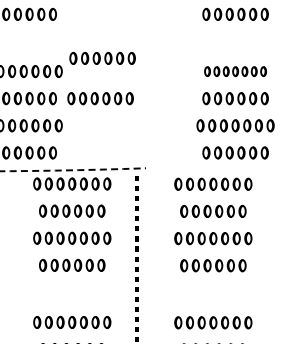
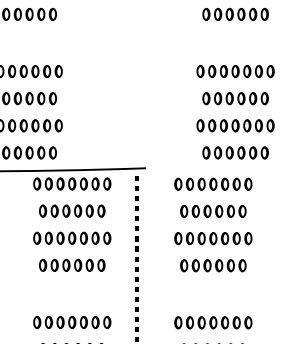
part: present -> none (102, 57)
part size: 63x11 px -> 79x14 px (235, 71)
part: present -> none (100, 98)
arc: dashed -> solid (73, 170)
